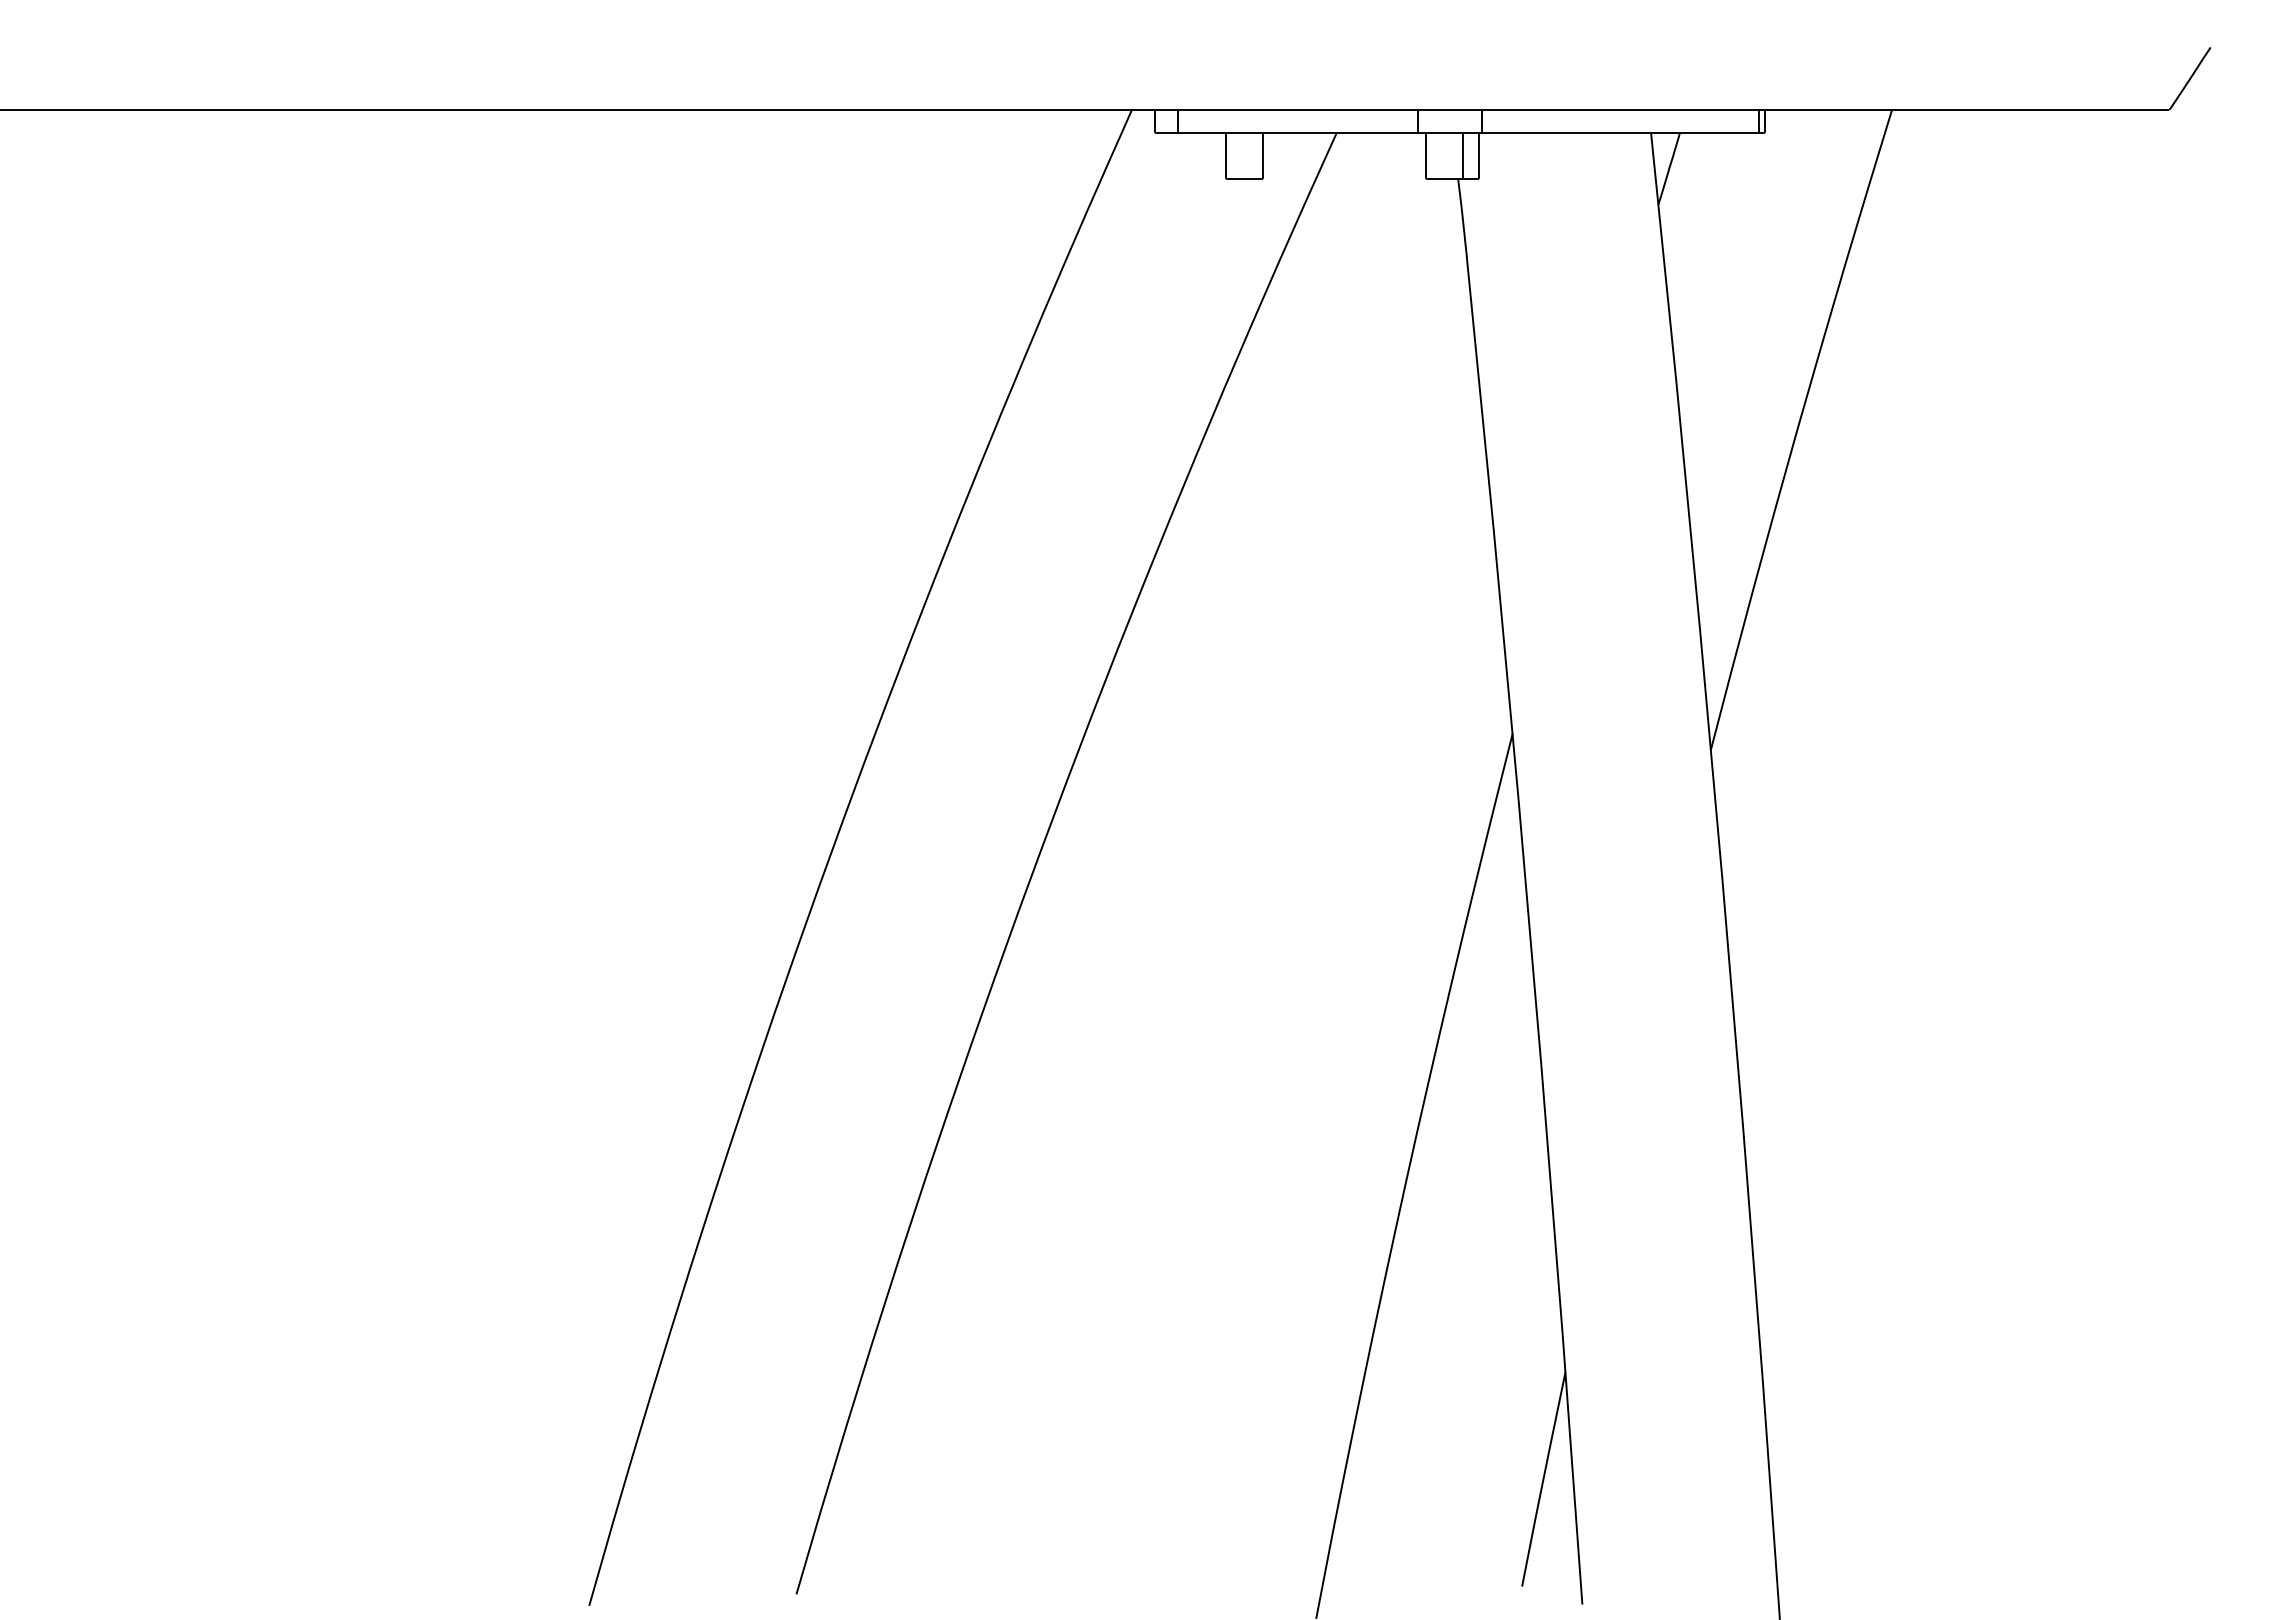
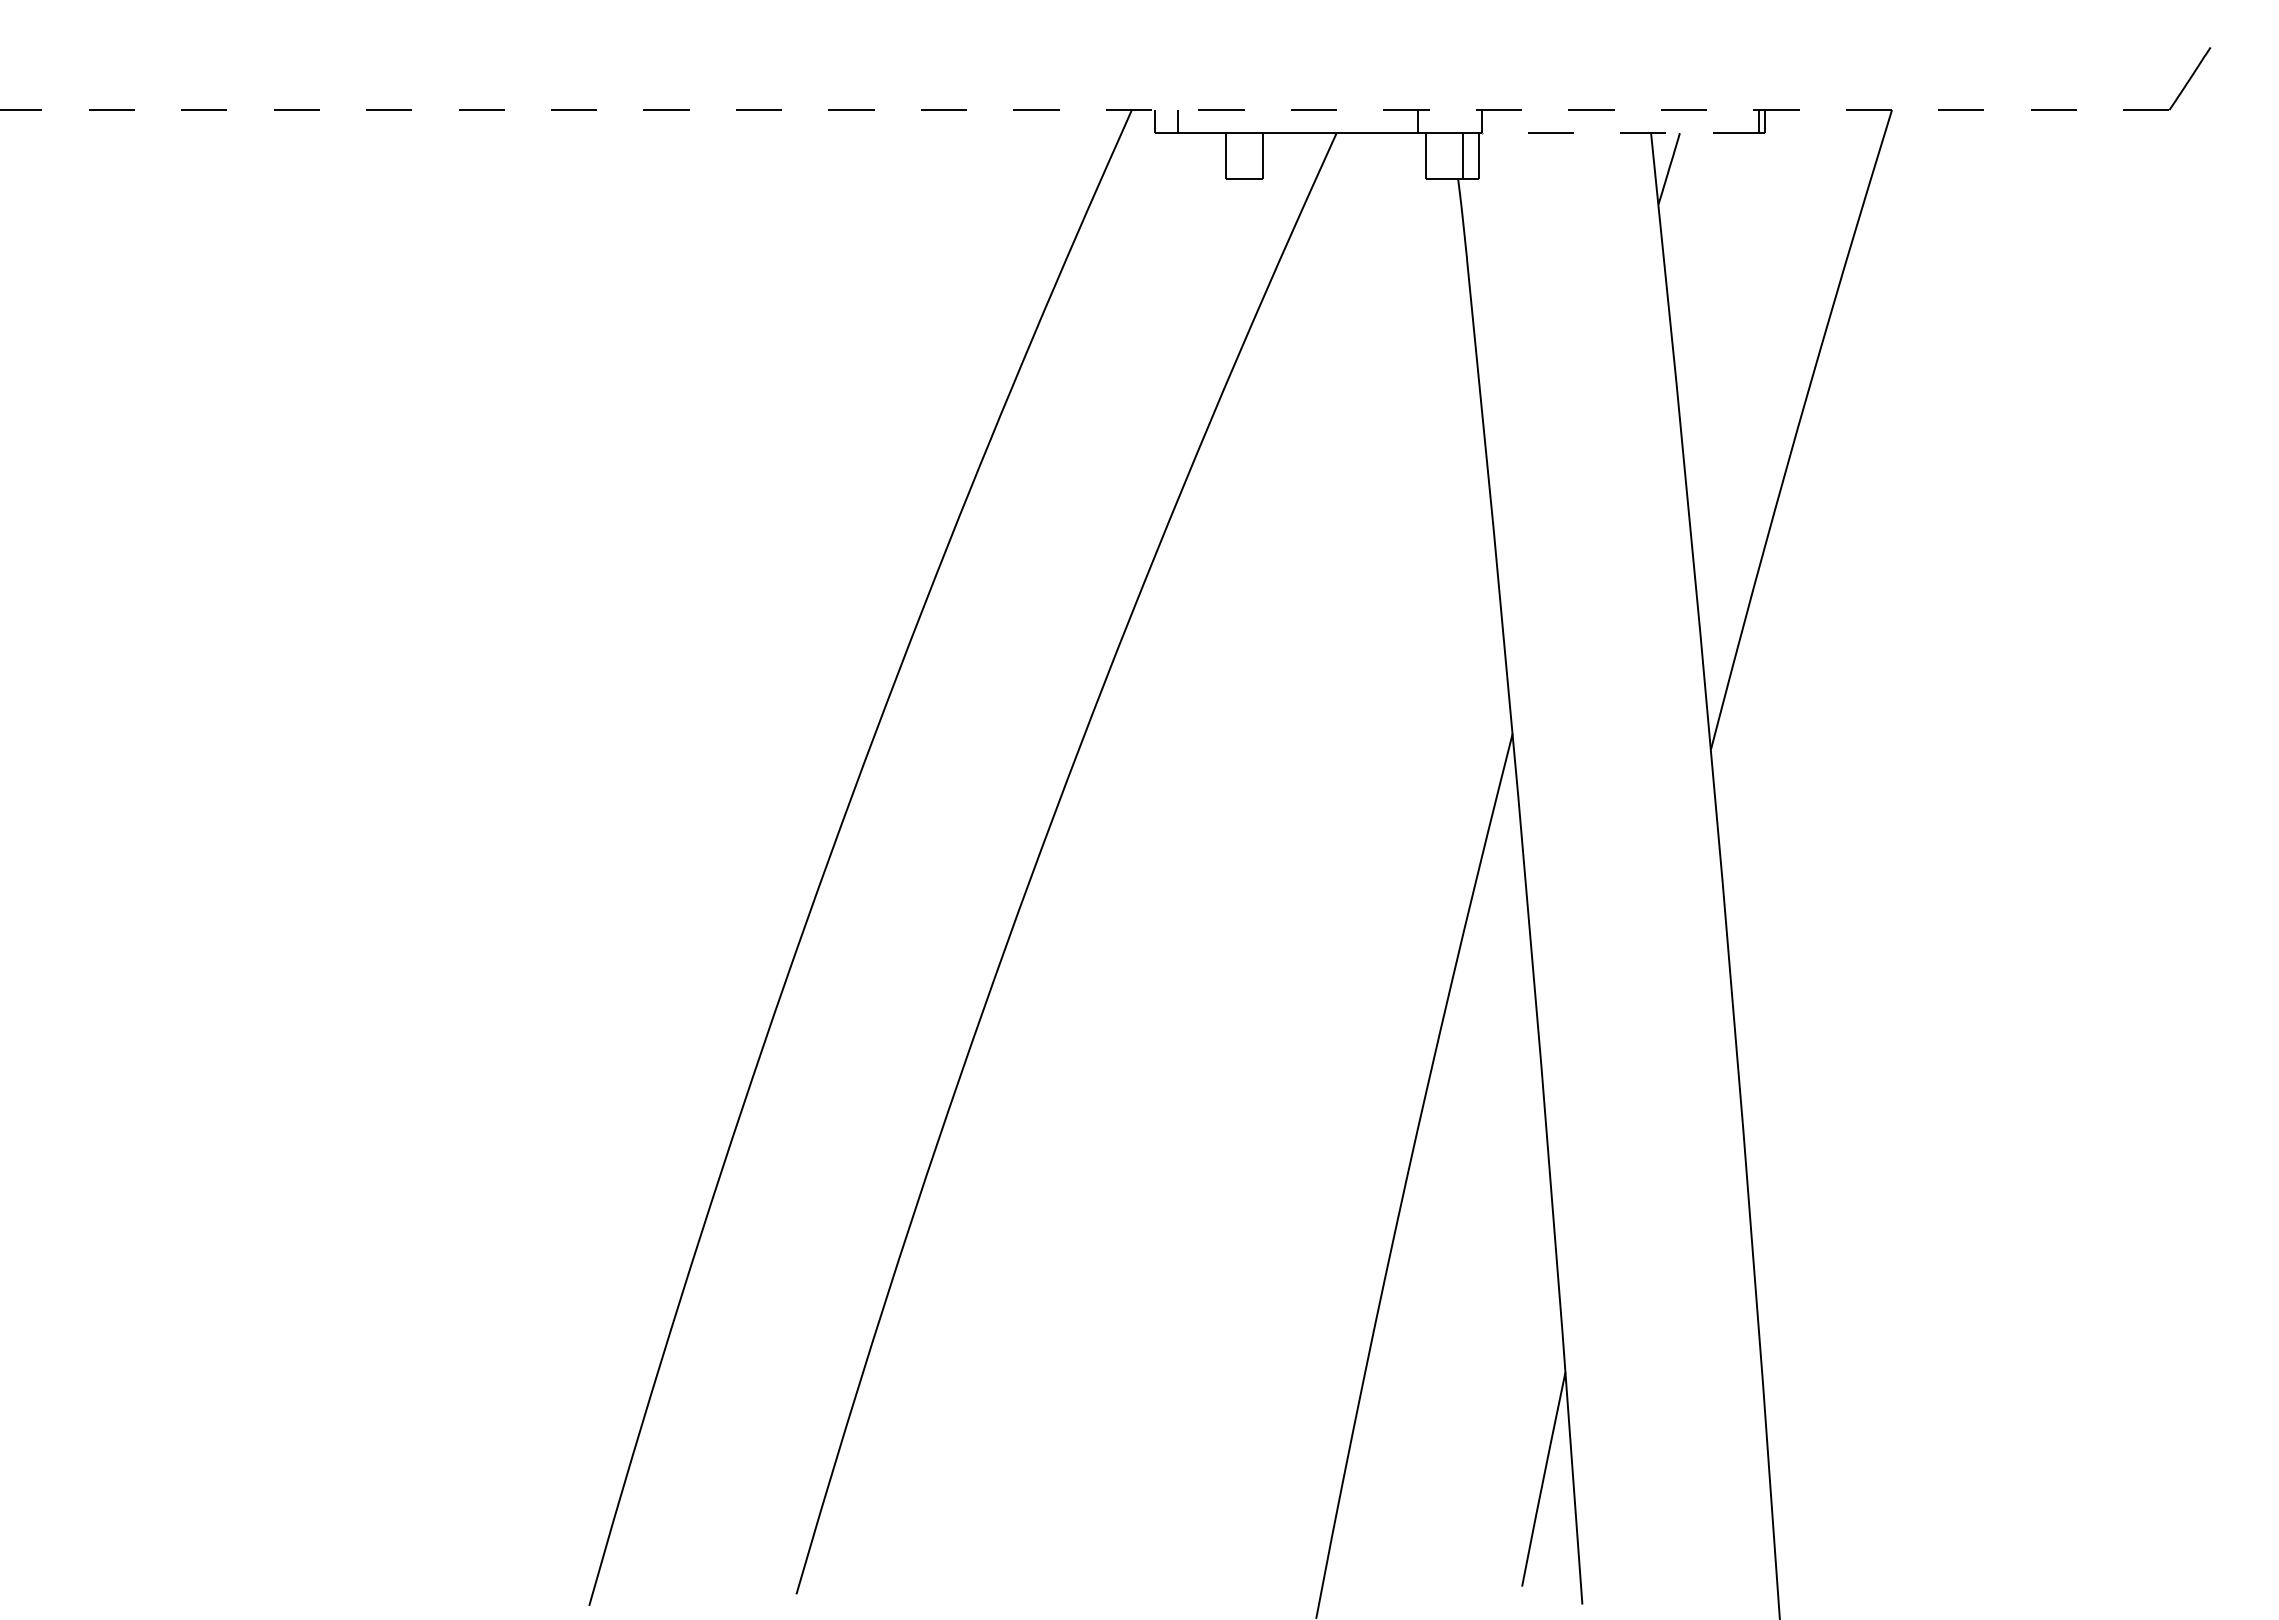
line: solid -> dashed (1084, 110)
line: solid -> dashed (1620, 133)
